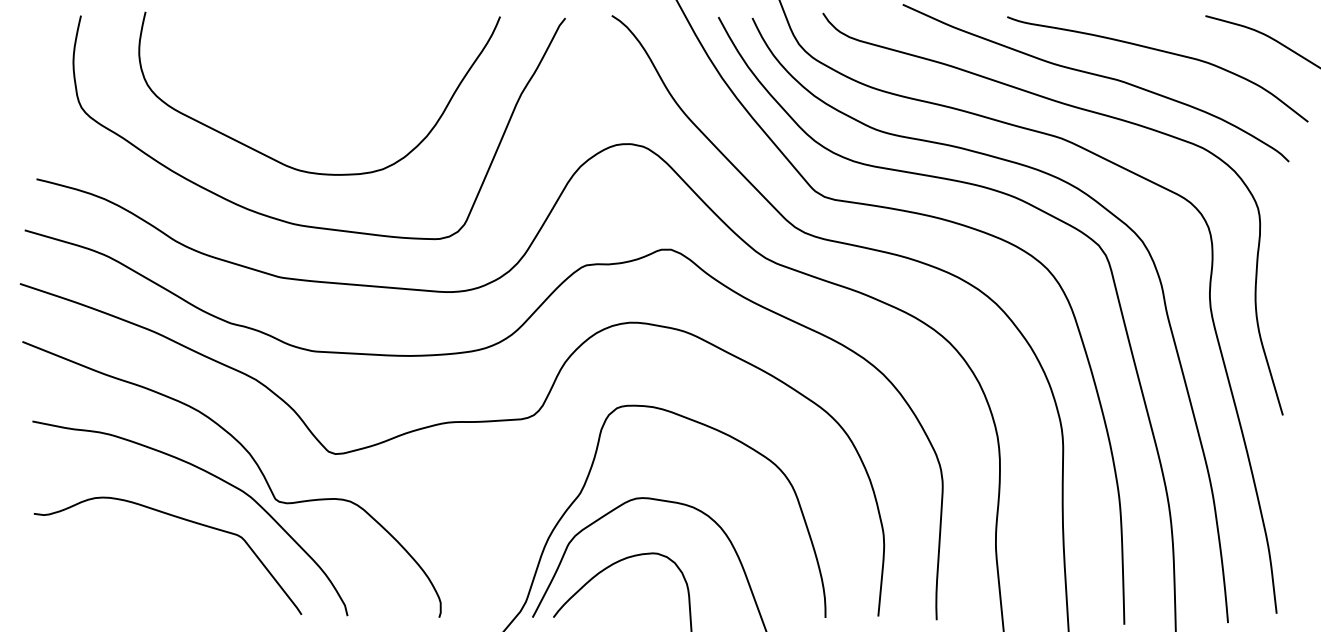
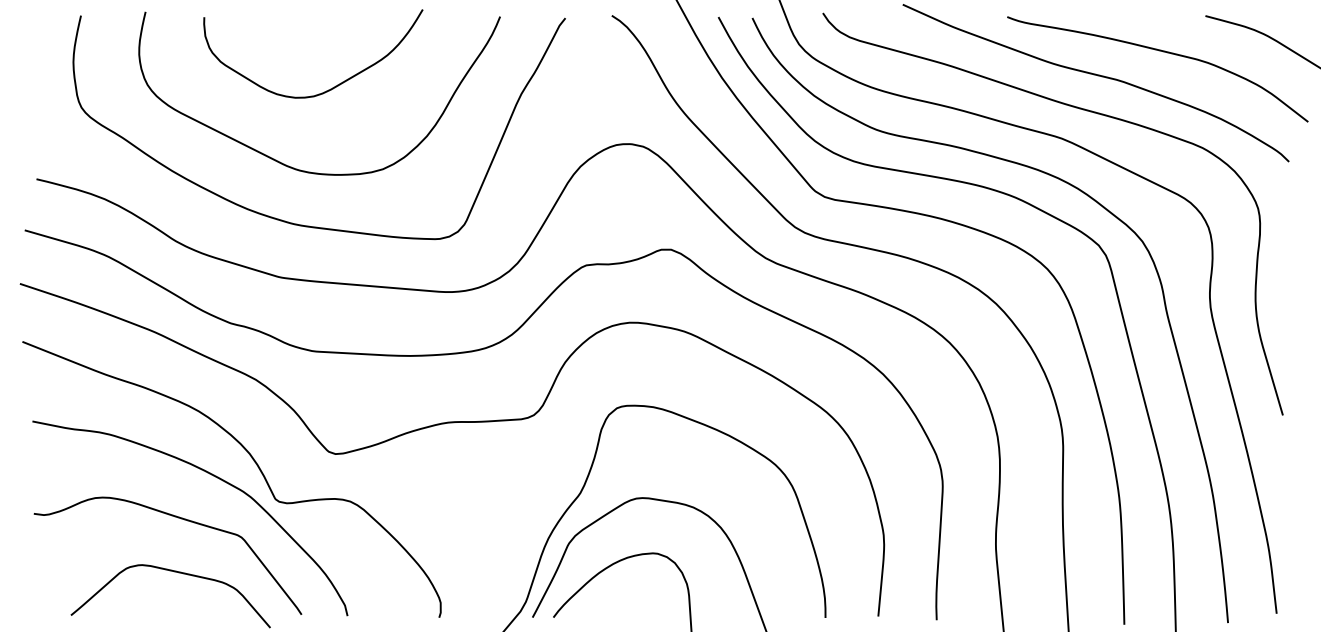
curve: none -> present (335, 85)
curve: none -> present (174, 572)
